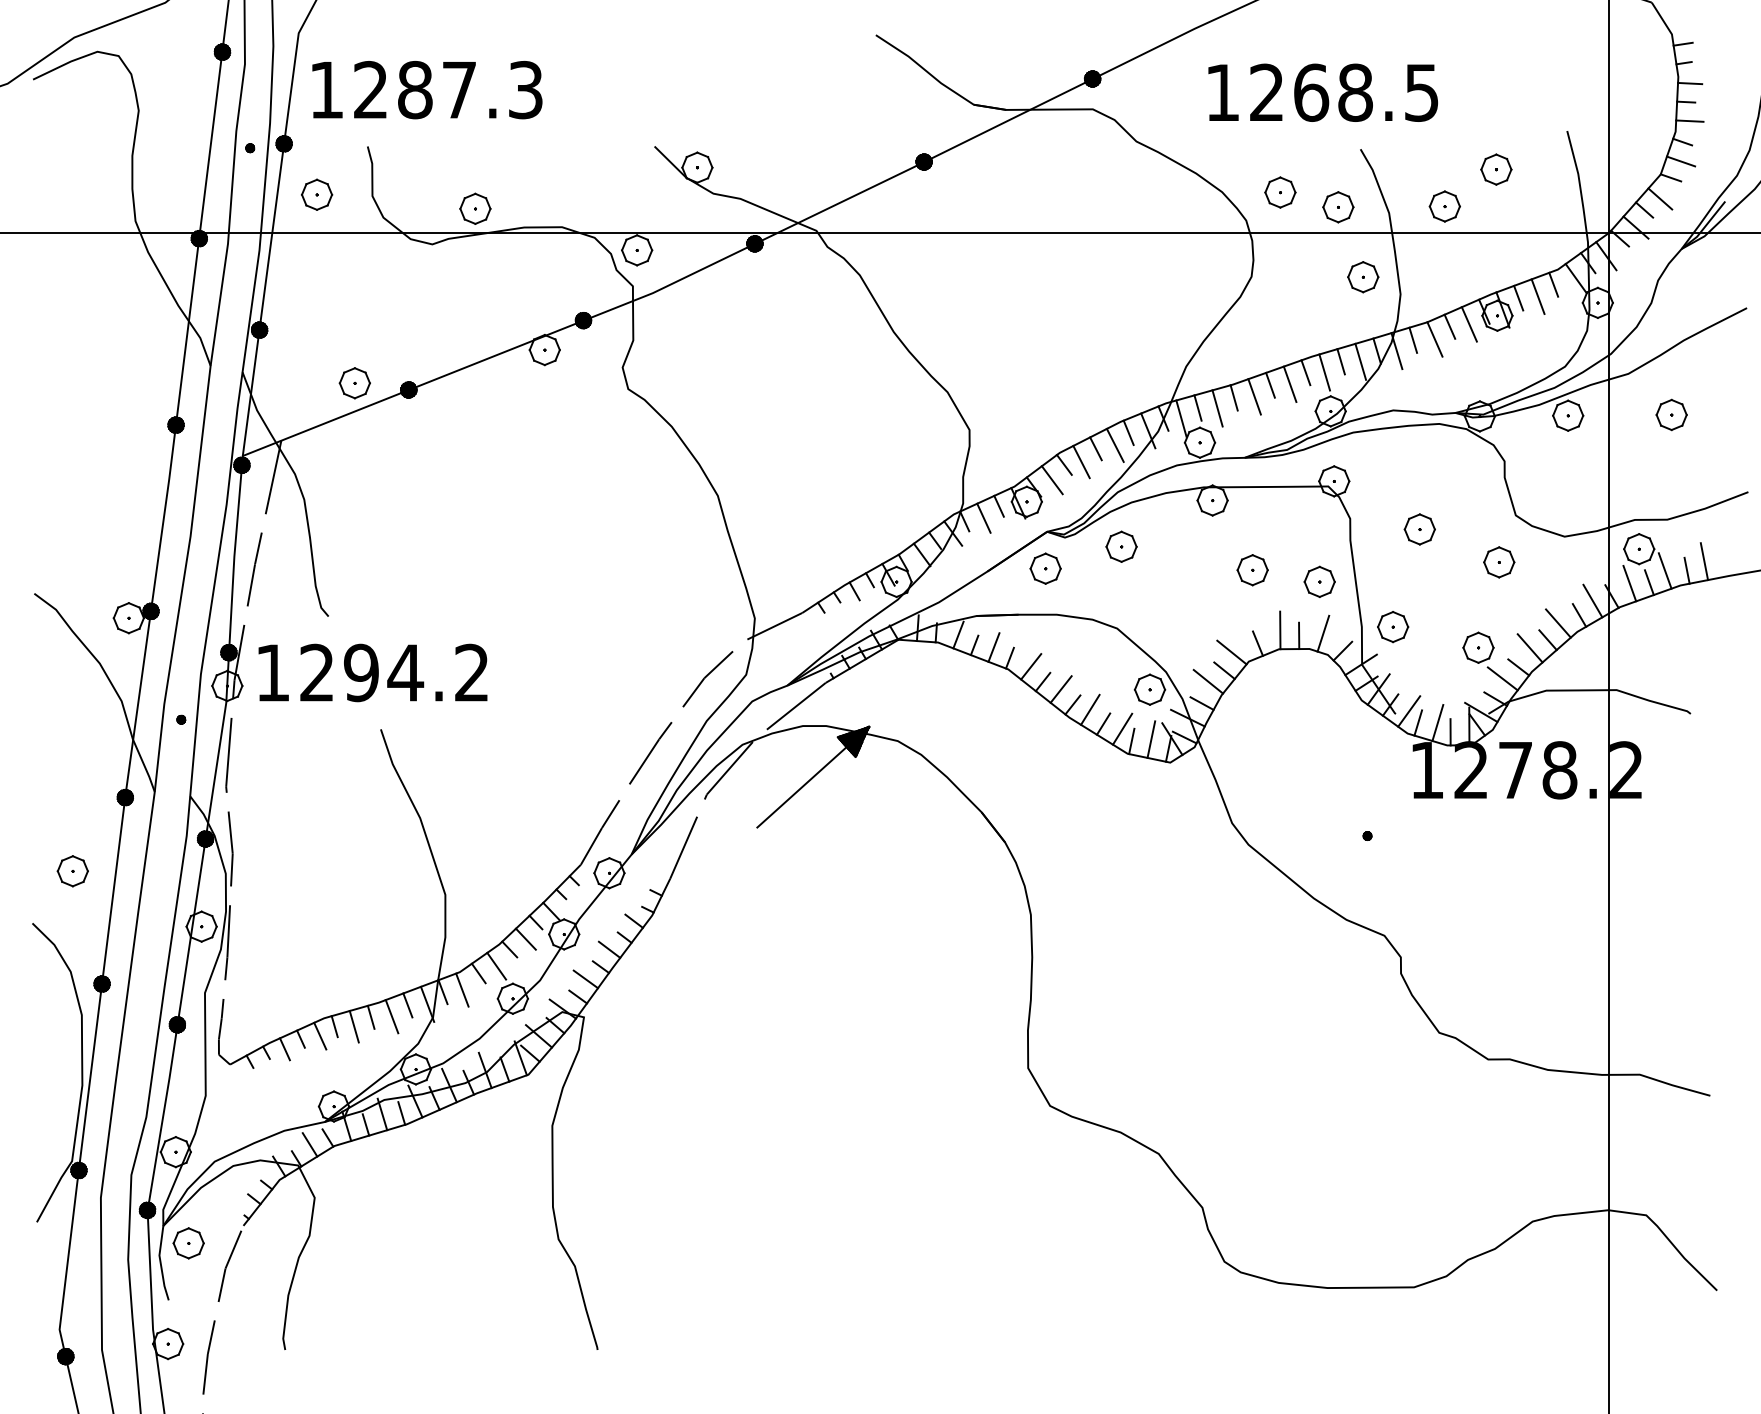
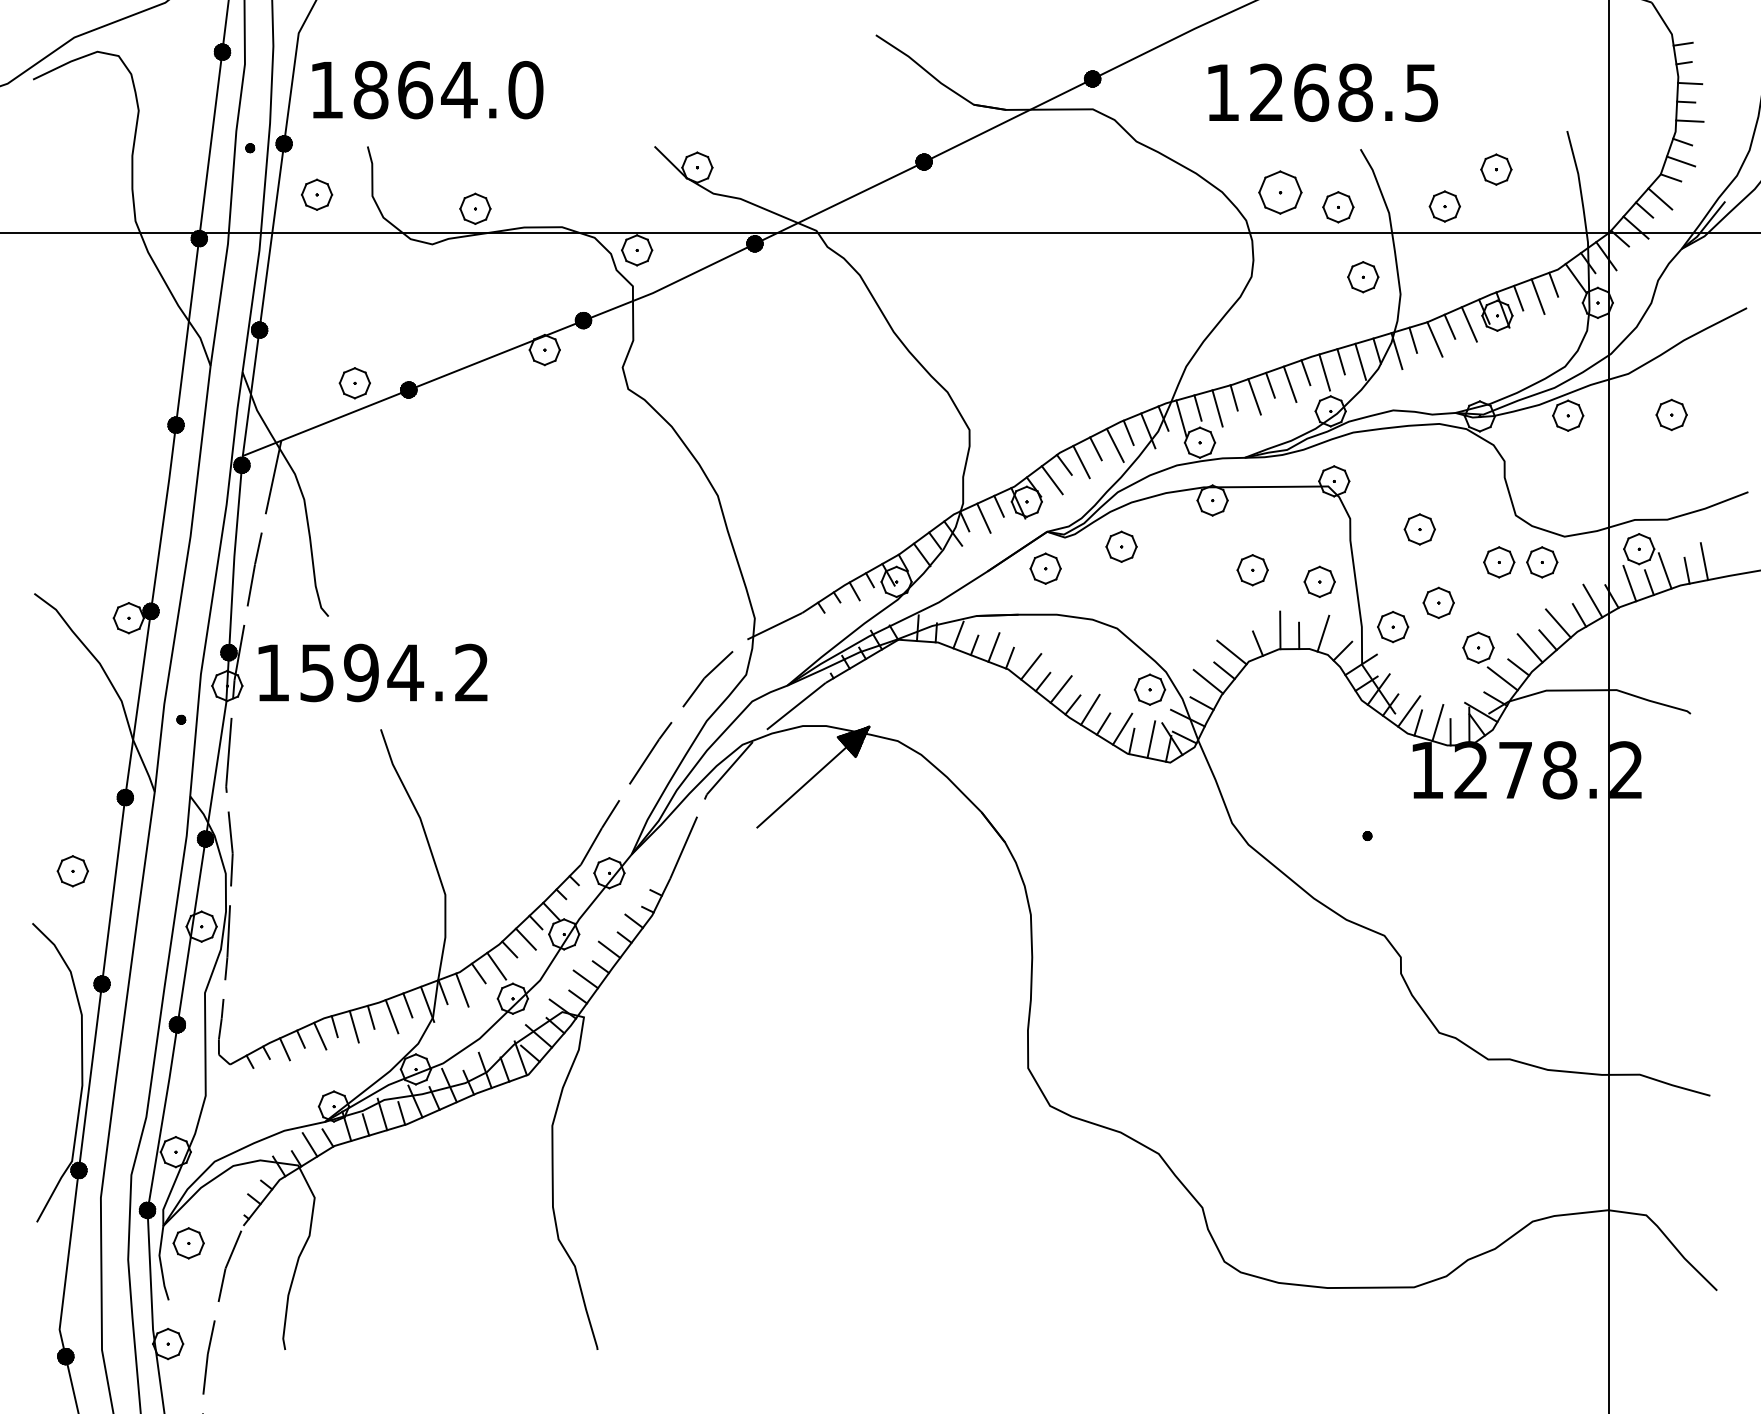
text: 1287.3 -> 1864.0 (448, 89)
part size: 33x33 px -> 45x45 px (1280, 192)
part: none -> present (1542, 562)
part: none -> present (1438, 602)
text: 1294.2 -> 1594.2 (316, 672)
